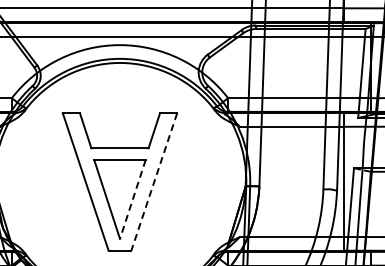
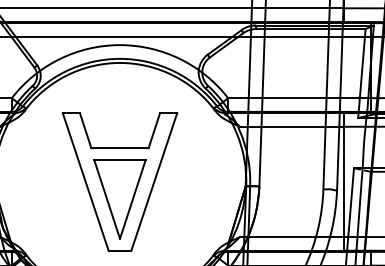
line: dashed -> solid (154, 182)
line: dashed -> solid (132, 199)
